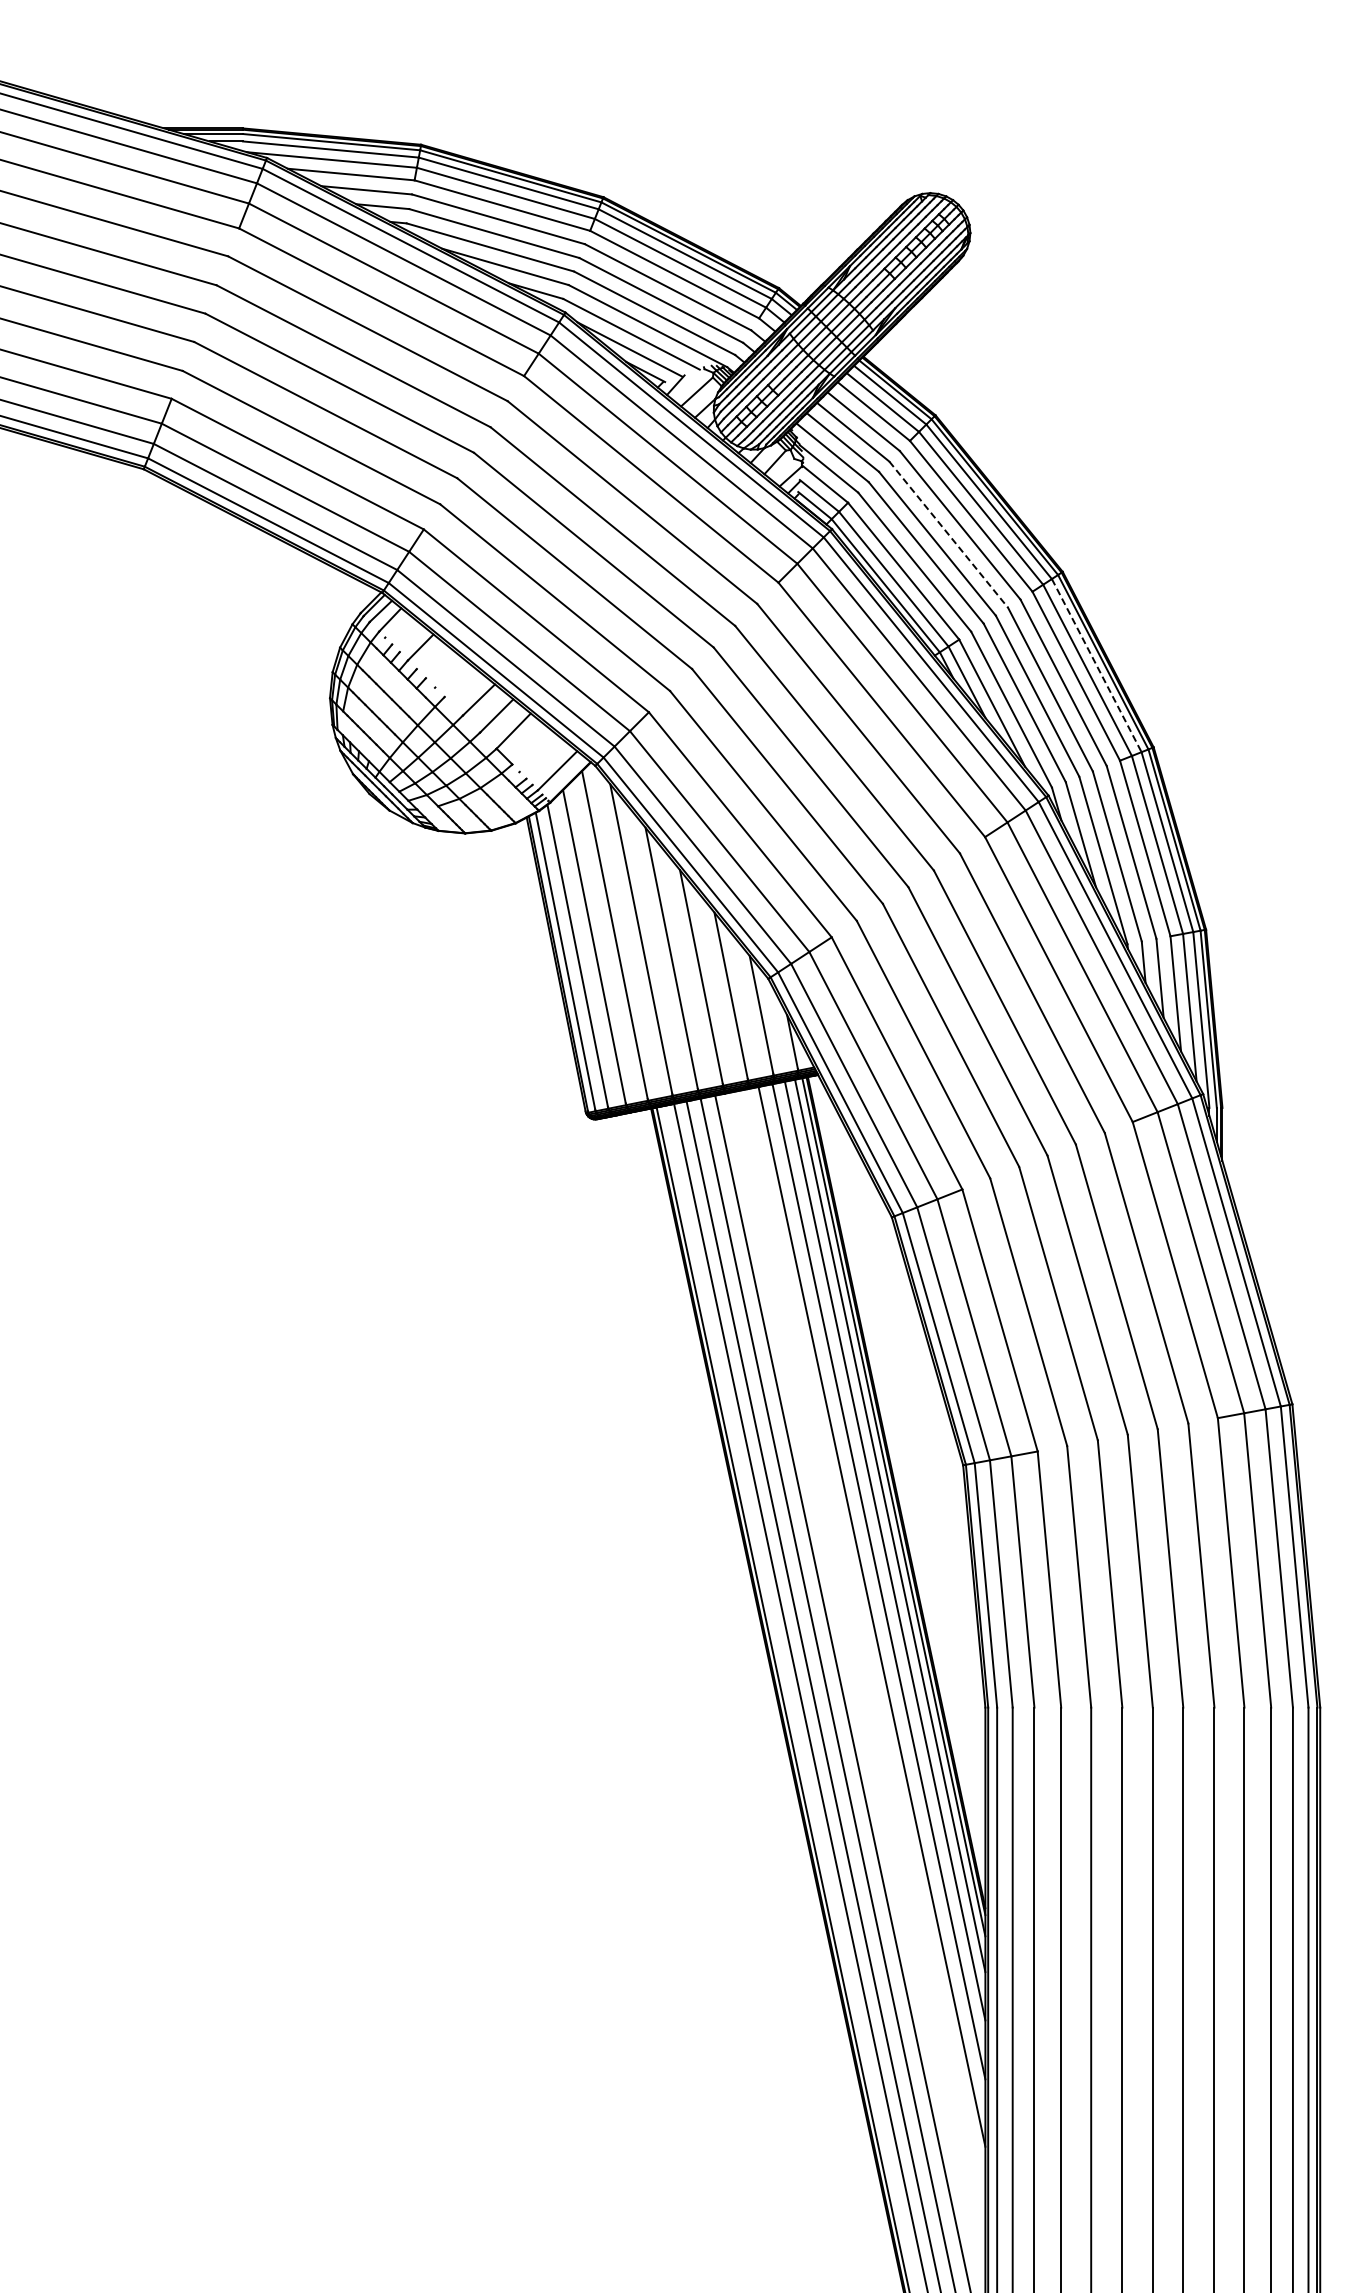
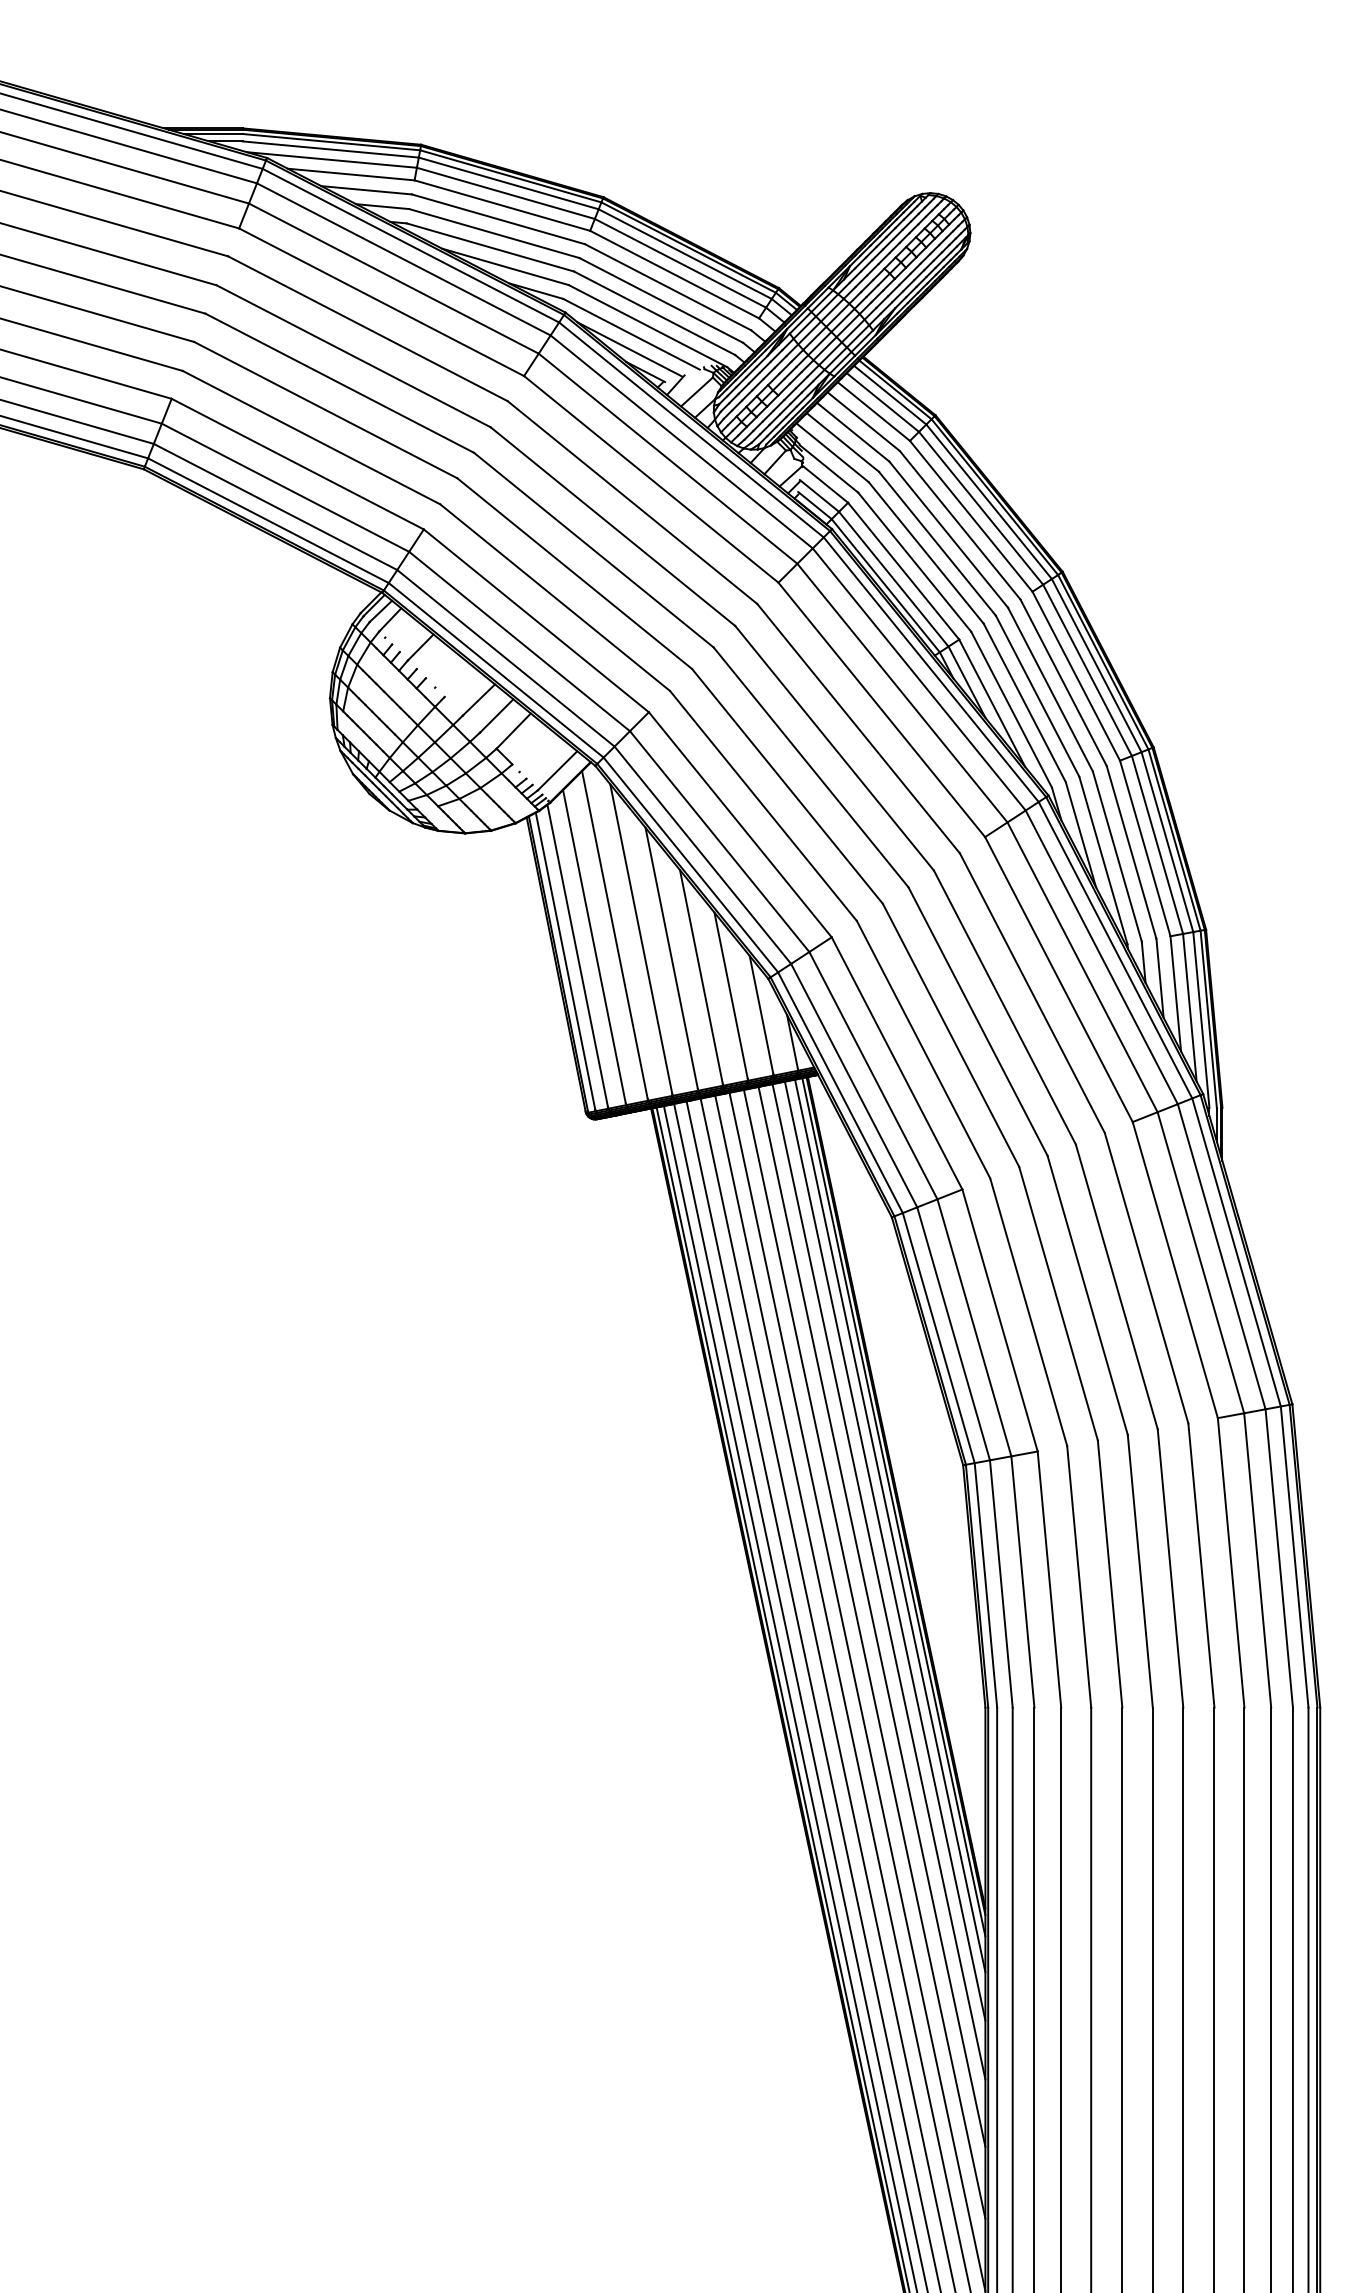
line: dashed -> solid (949, 535)
line: dashed -> solid (1096, 666)
line: none -> present (864, 1653)
line: none -> present (856, 1690)
line: none -> present (789, 1697)
